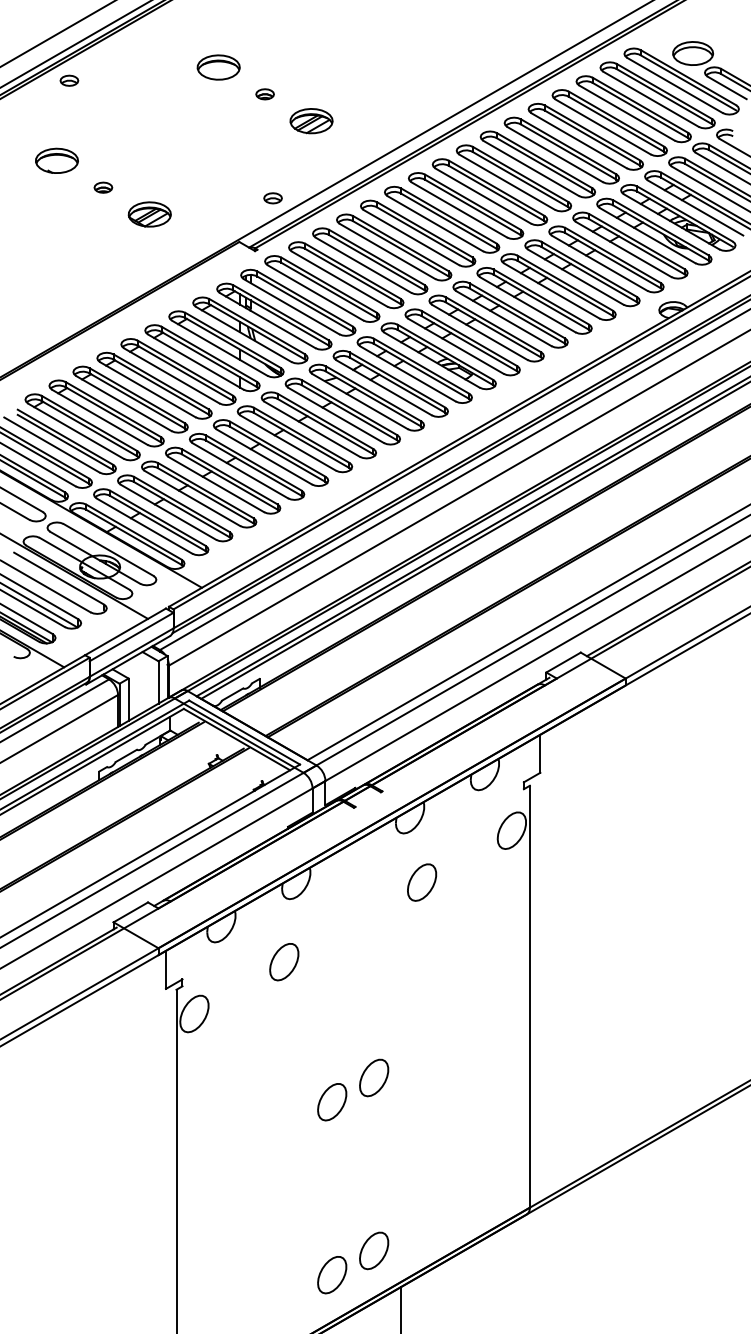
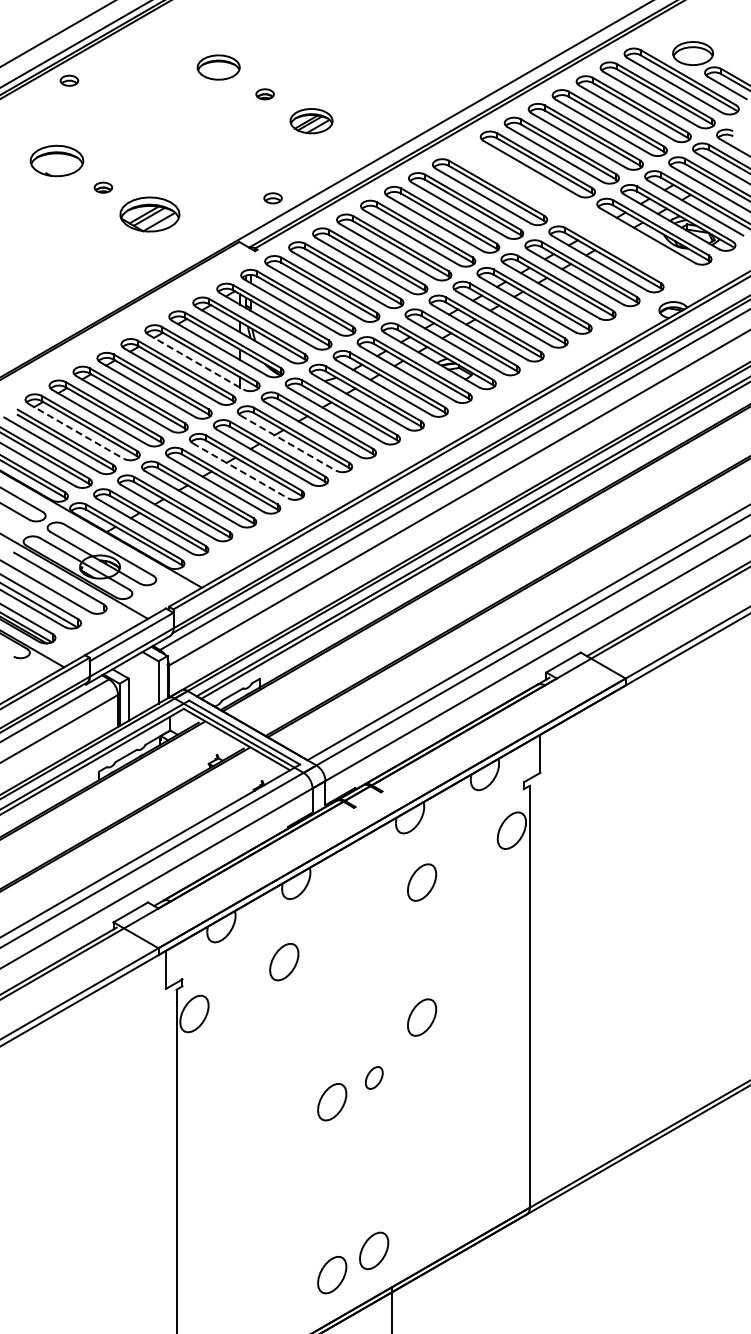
part size: 44x27 px -> 56x34 px (56, 160)
part: present -> none (571, 211)
part size: 45x27 px -> 62x37 px (149, 214)
line: solid -> dashed (196, 362)
line: solid -> dashed (76, 431)
line: solid -> dashed (288, 443)
line: solid -> dashed (240, 471)
part: none -> present (422, 1017)
part size: 31x40 px -> 20x24 px (373, 1077)
line position: (401, 1308) -> (392, 1308) (392, 1308)
